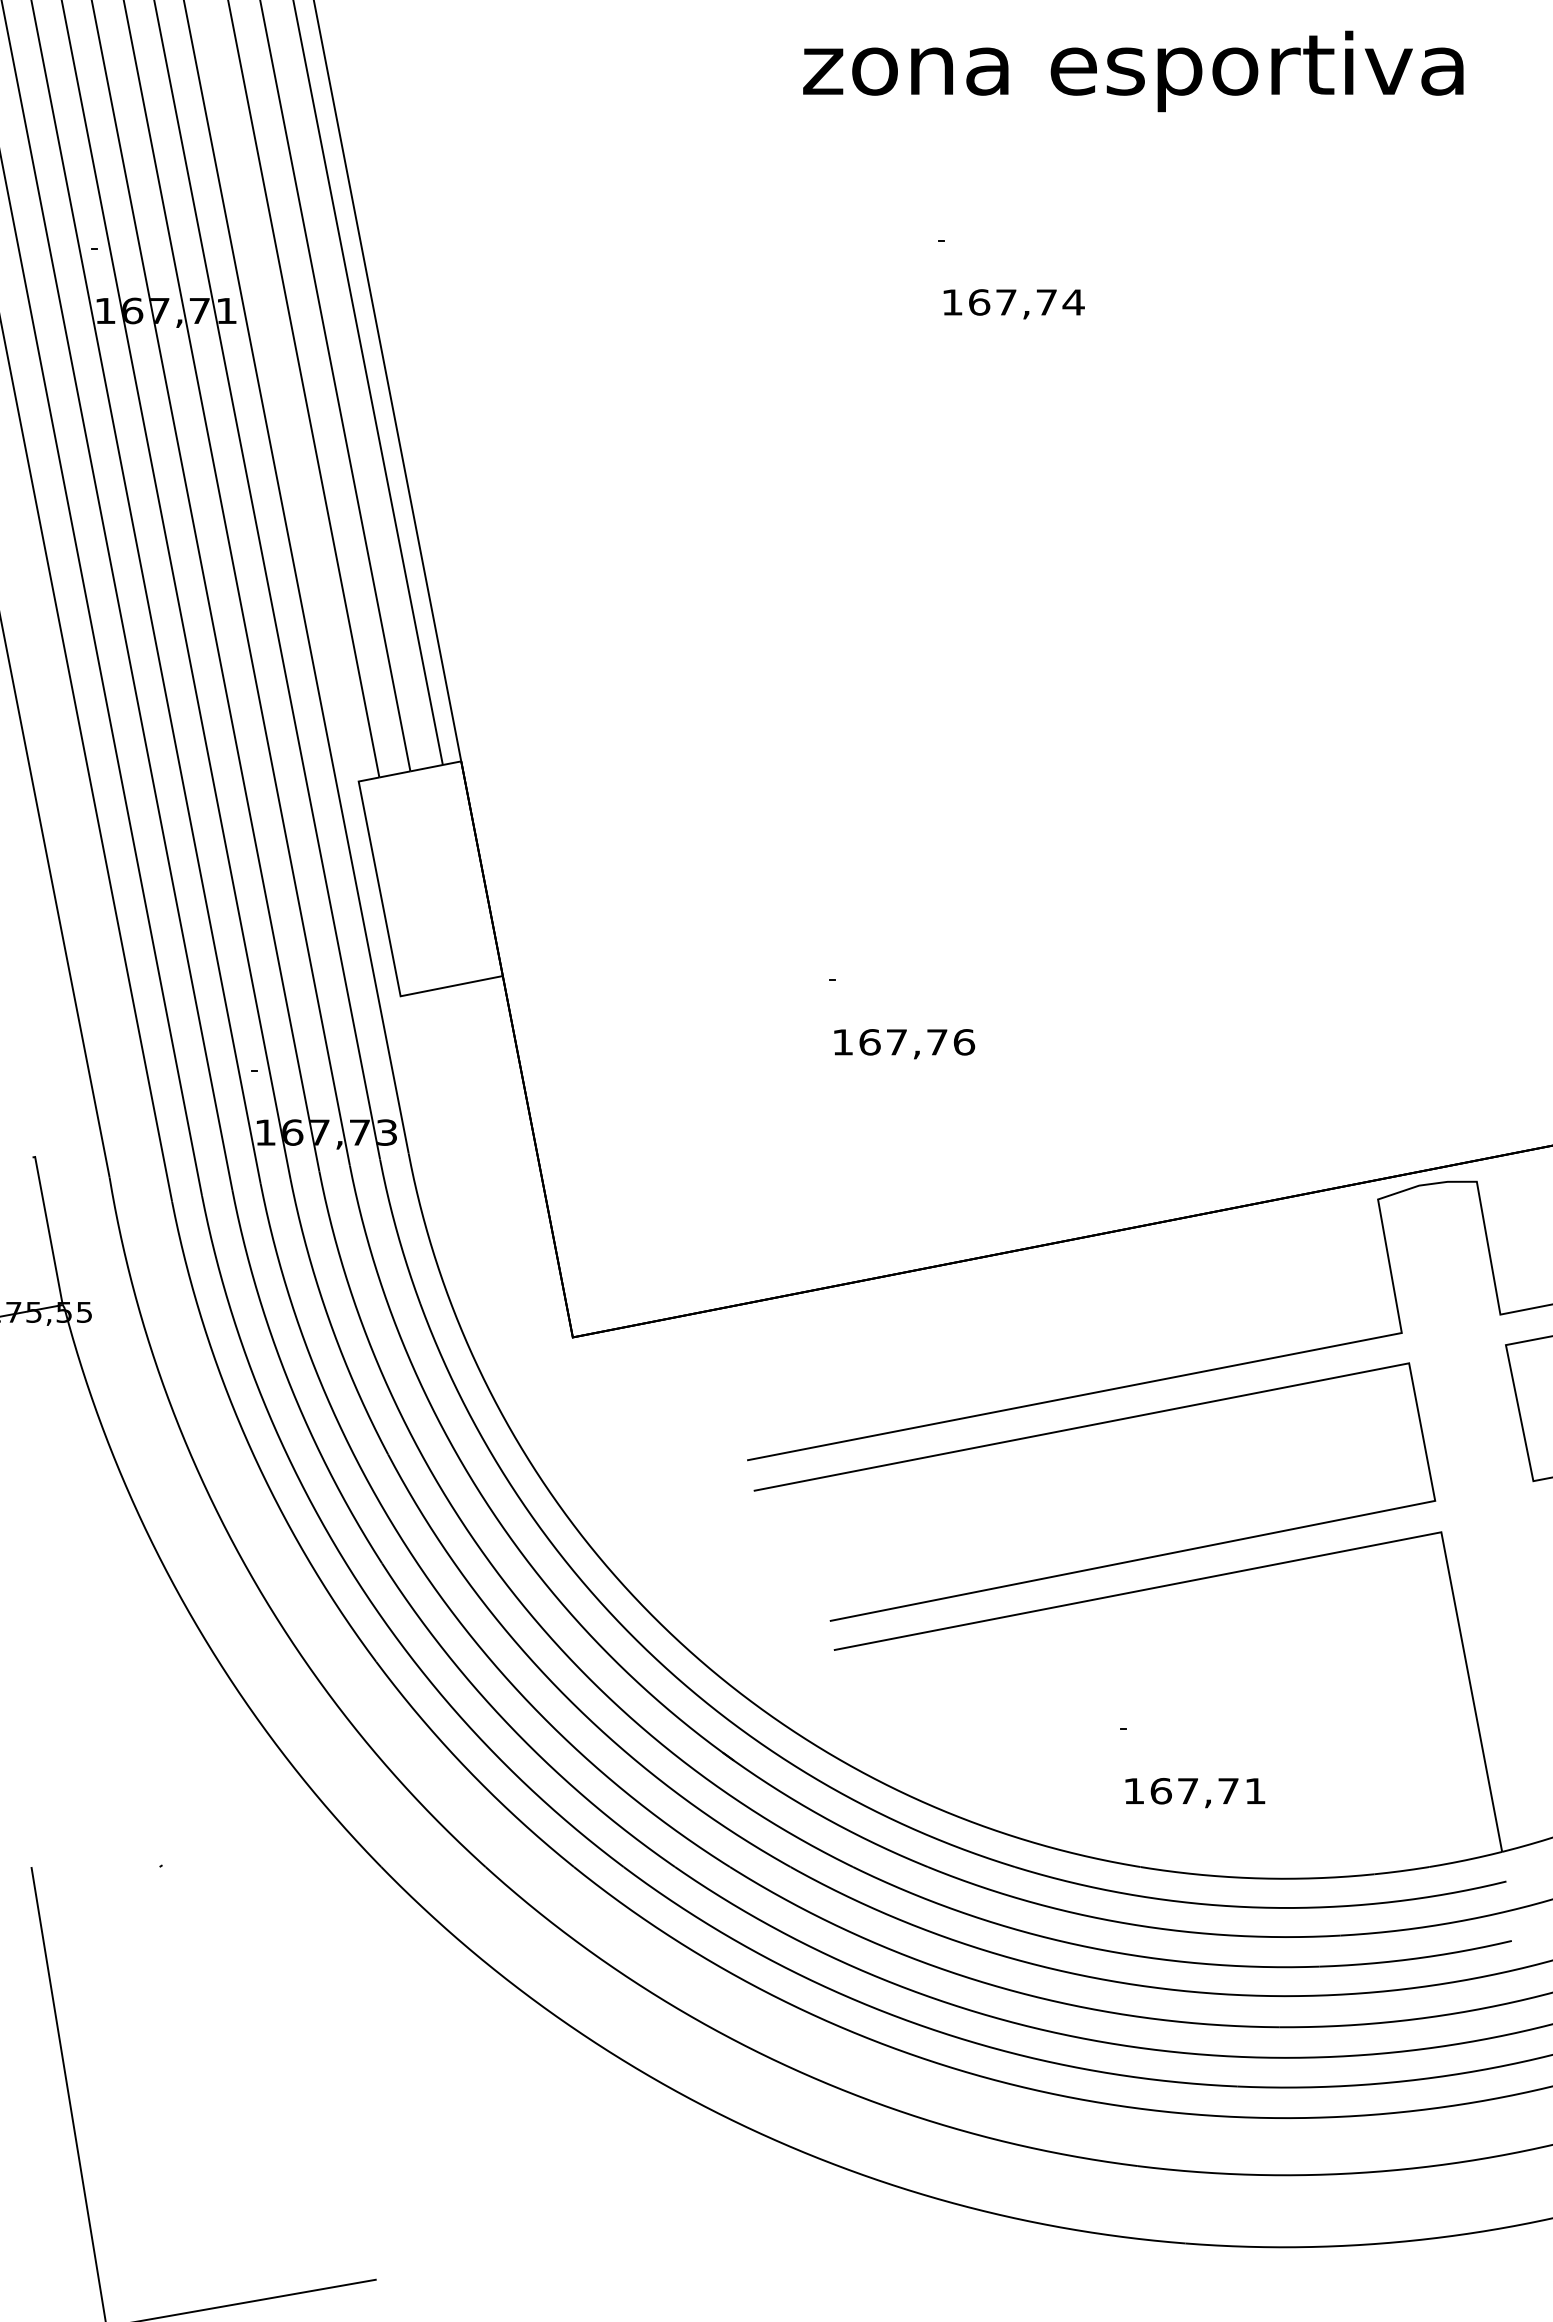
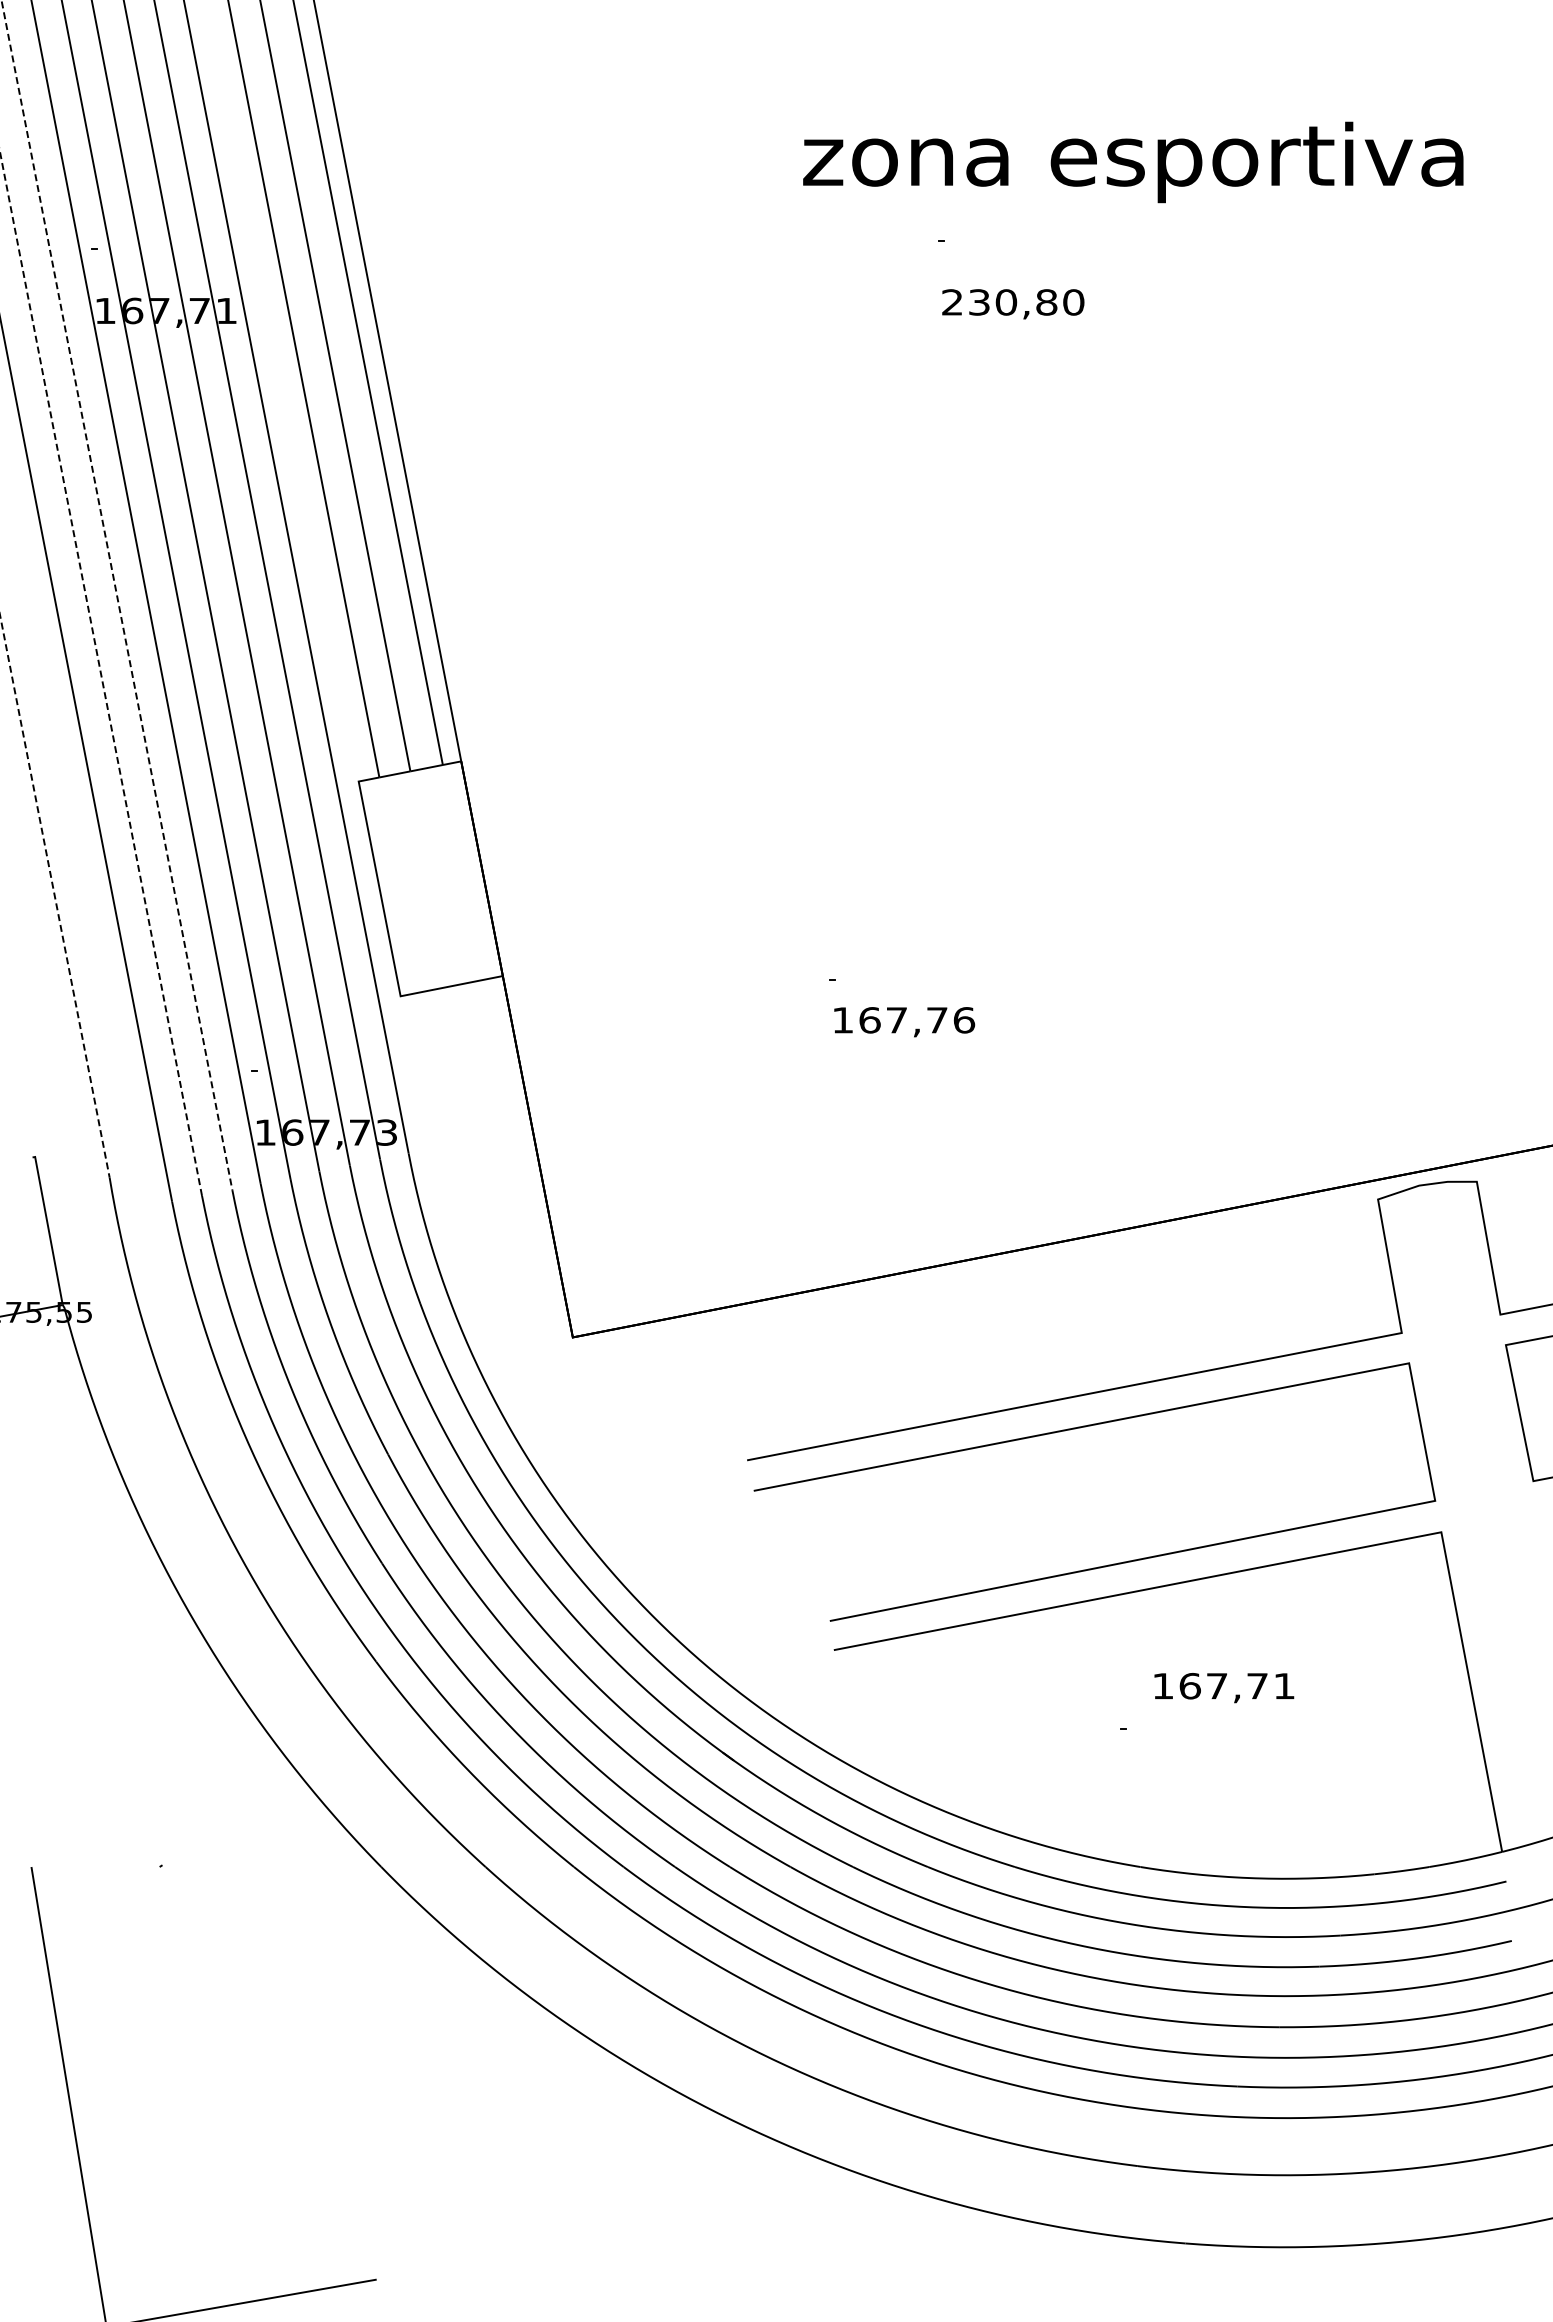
text position: (1133, 71) -> (1133, 162) (1133, 162)
text: 167,74 -> 230,80 (1013, 302)
line: solid -> dashed (116, 595)
line: solid -> dashed (100, 673)
line: solid -> dashed (54, 897)
text position: (904, 1044) -> (904, 1022) (904, 1022)
text position: (1195, 1793) -> (1224, 1688) (1224, 1688)
